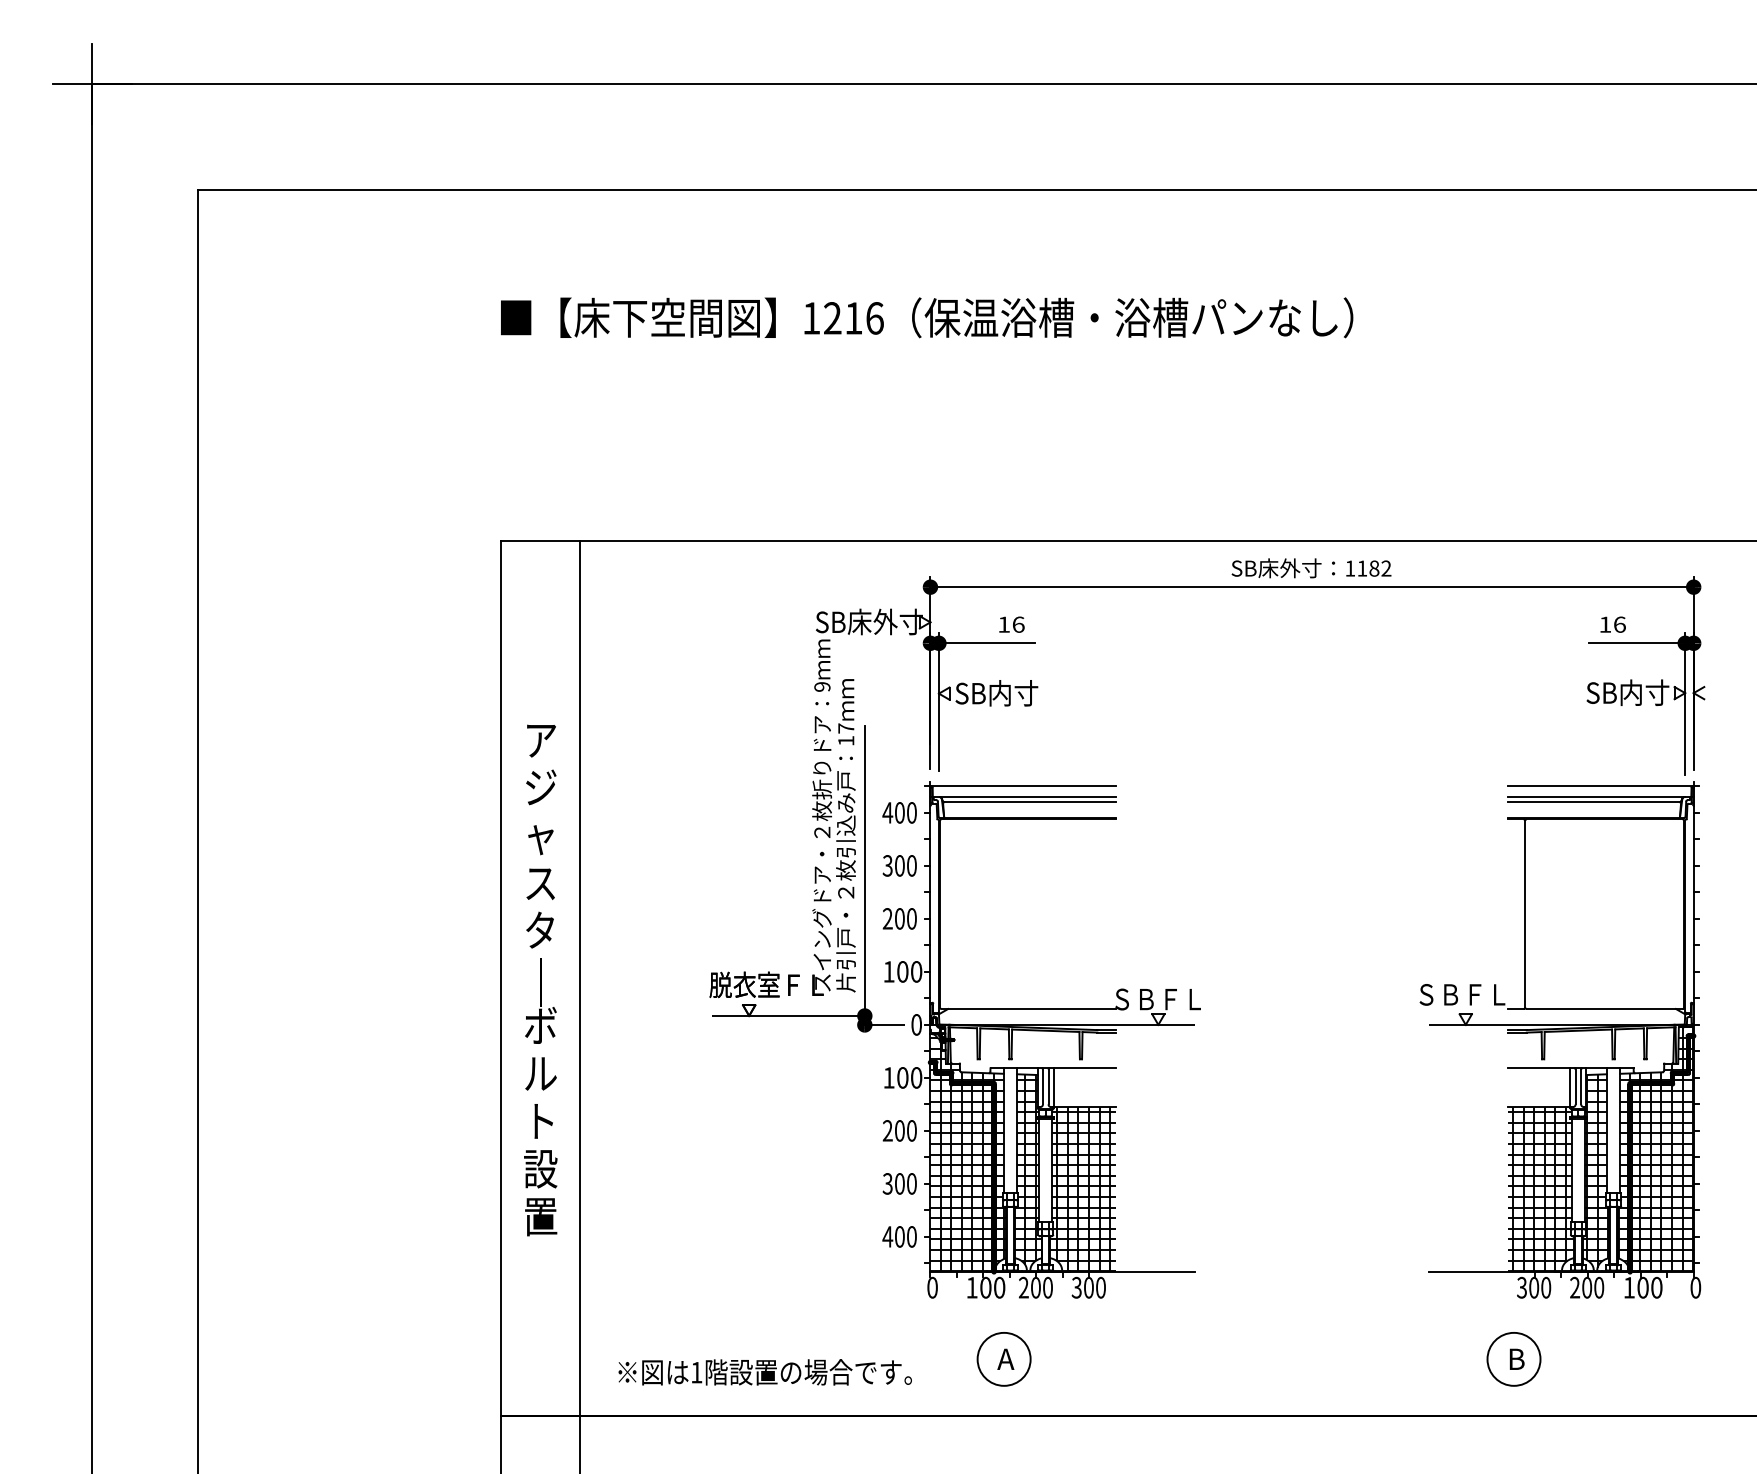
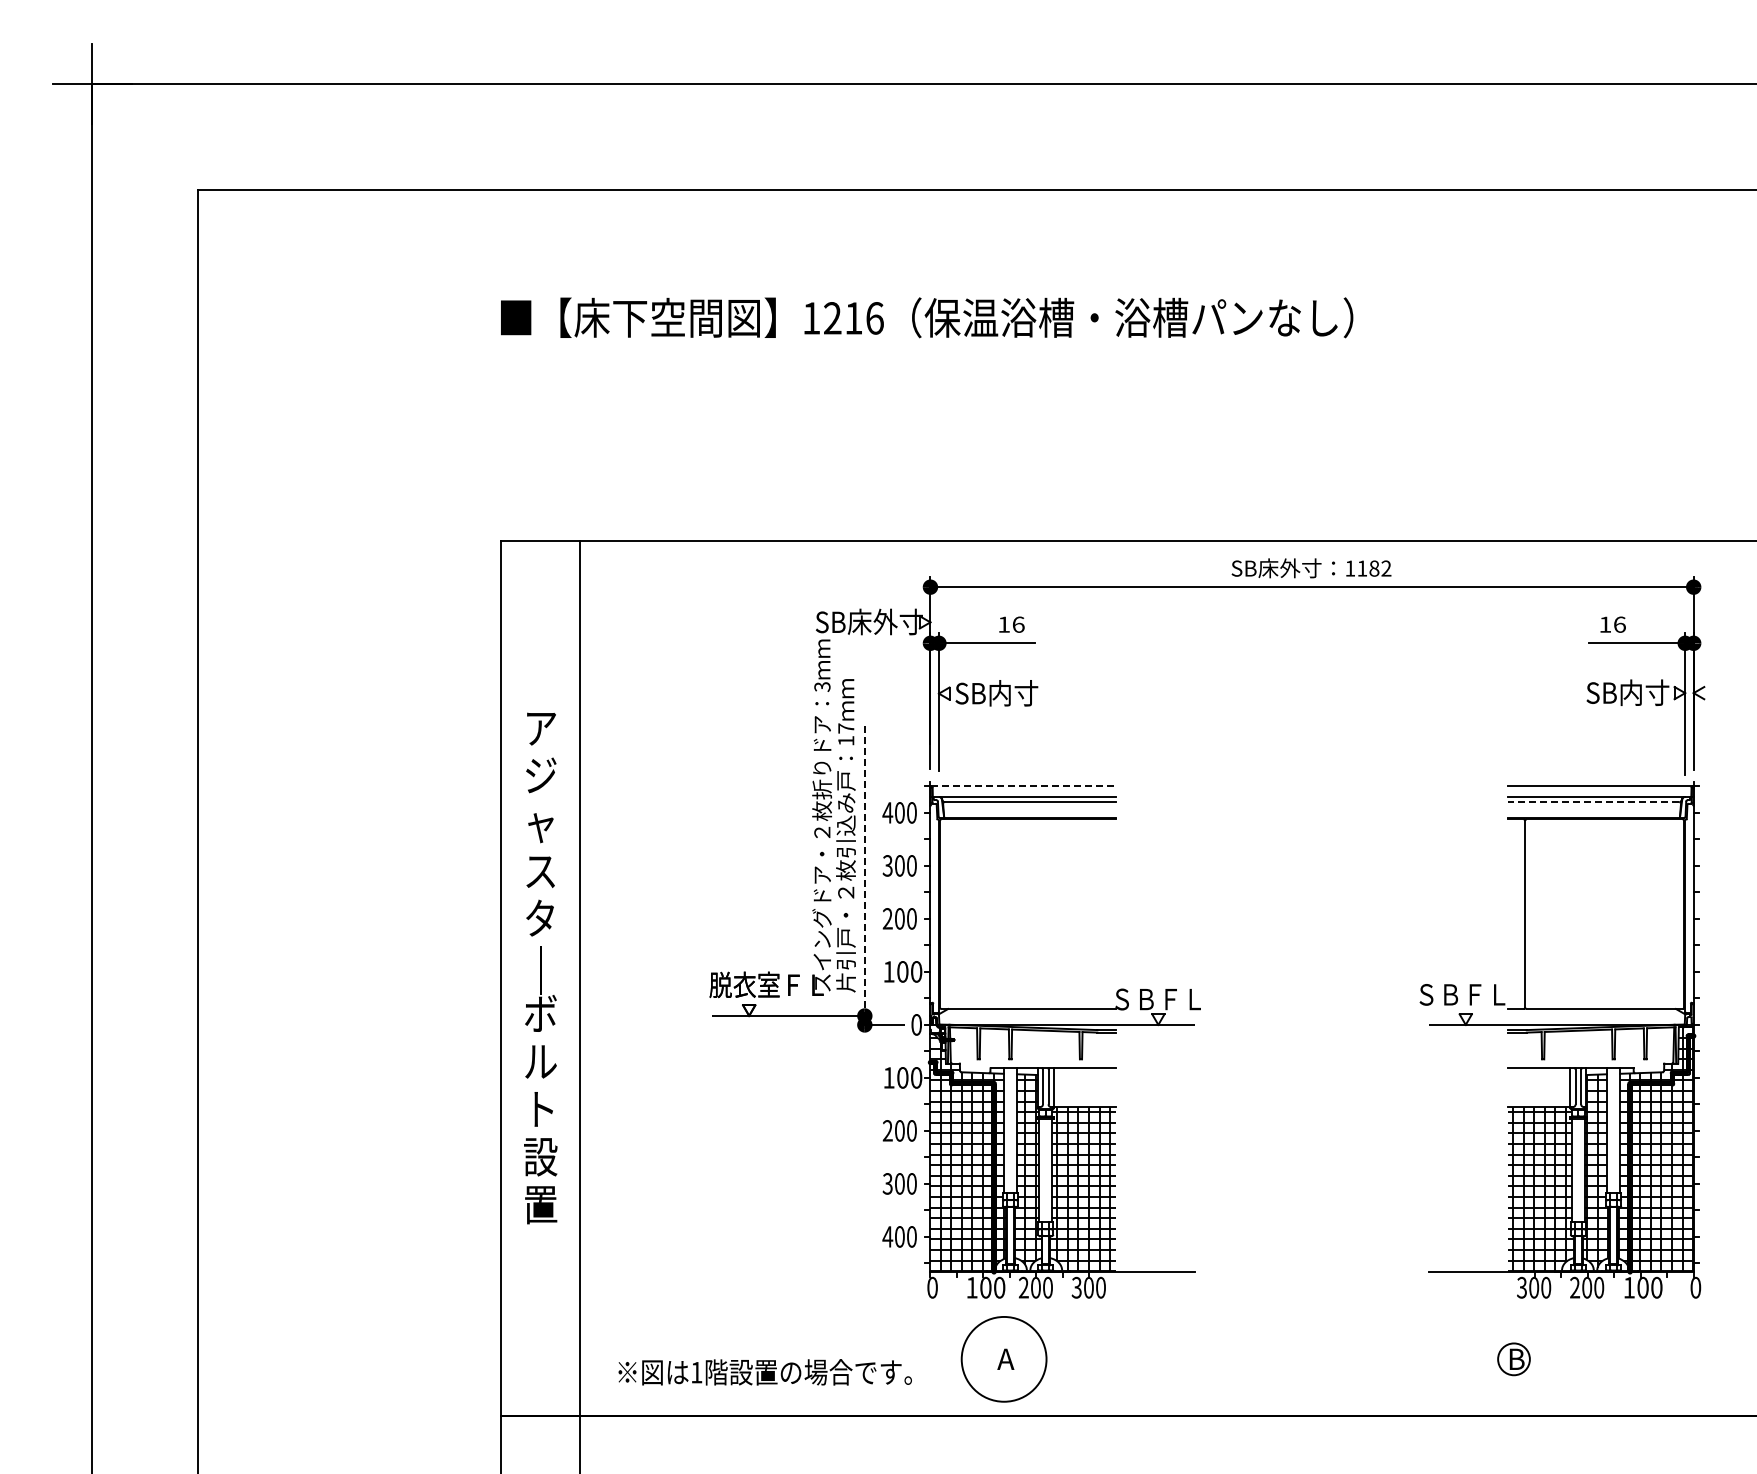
text: 9 -> 3 (822, 686)
line: solid -> dashed (1023, 786)
line: solid -> dashed (1593, 802)
line: solid -> dashed (864, 871)
text position: (540, 980) -> (540, 968) (540, 968)
circle diameter: 53 px -> 85 px (1003, 1358)
circle diameter: 53 px -> 32 px (1513, 1359)
